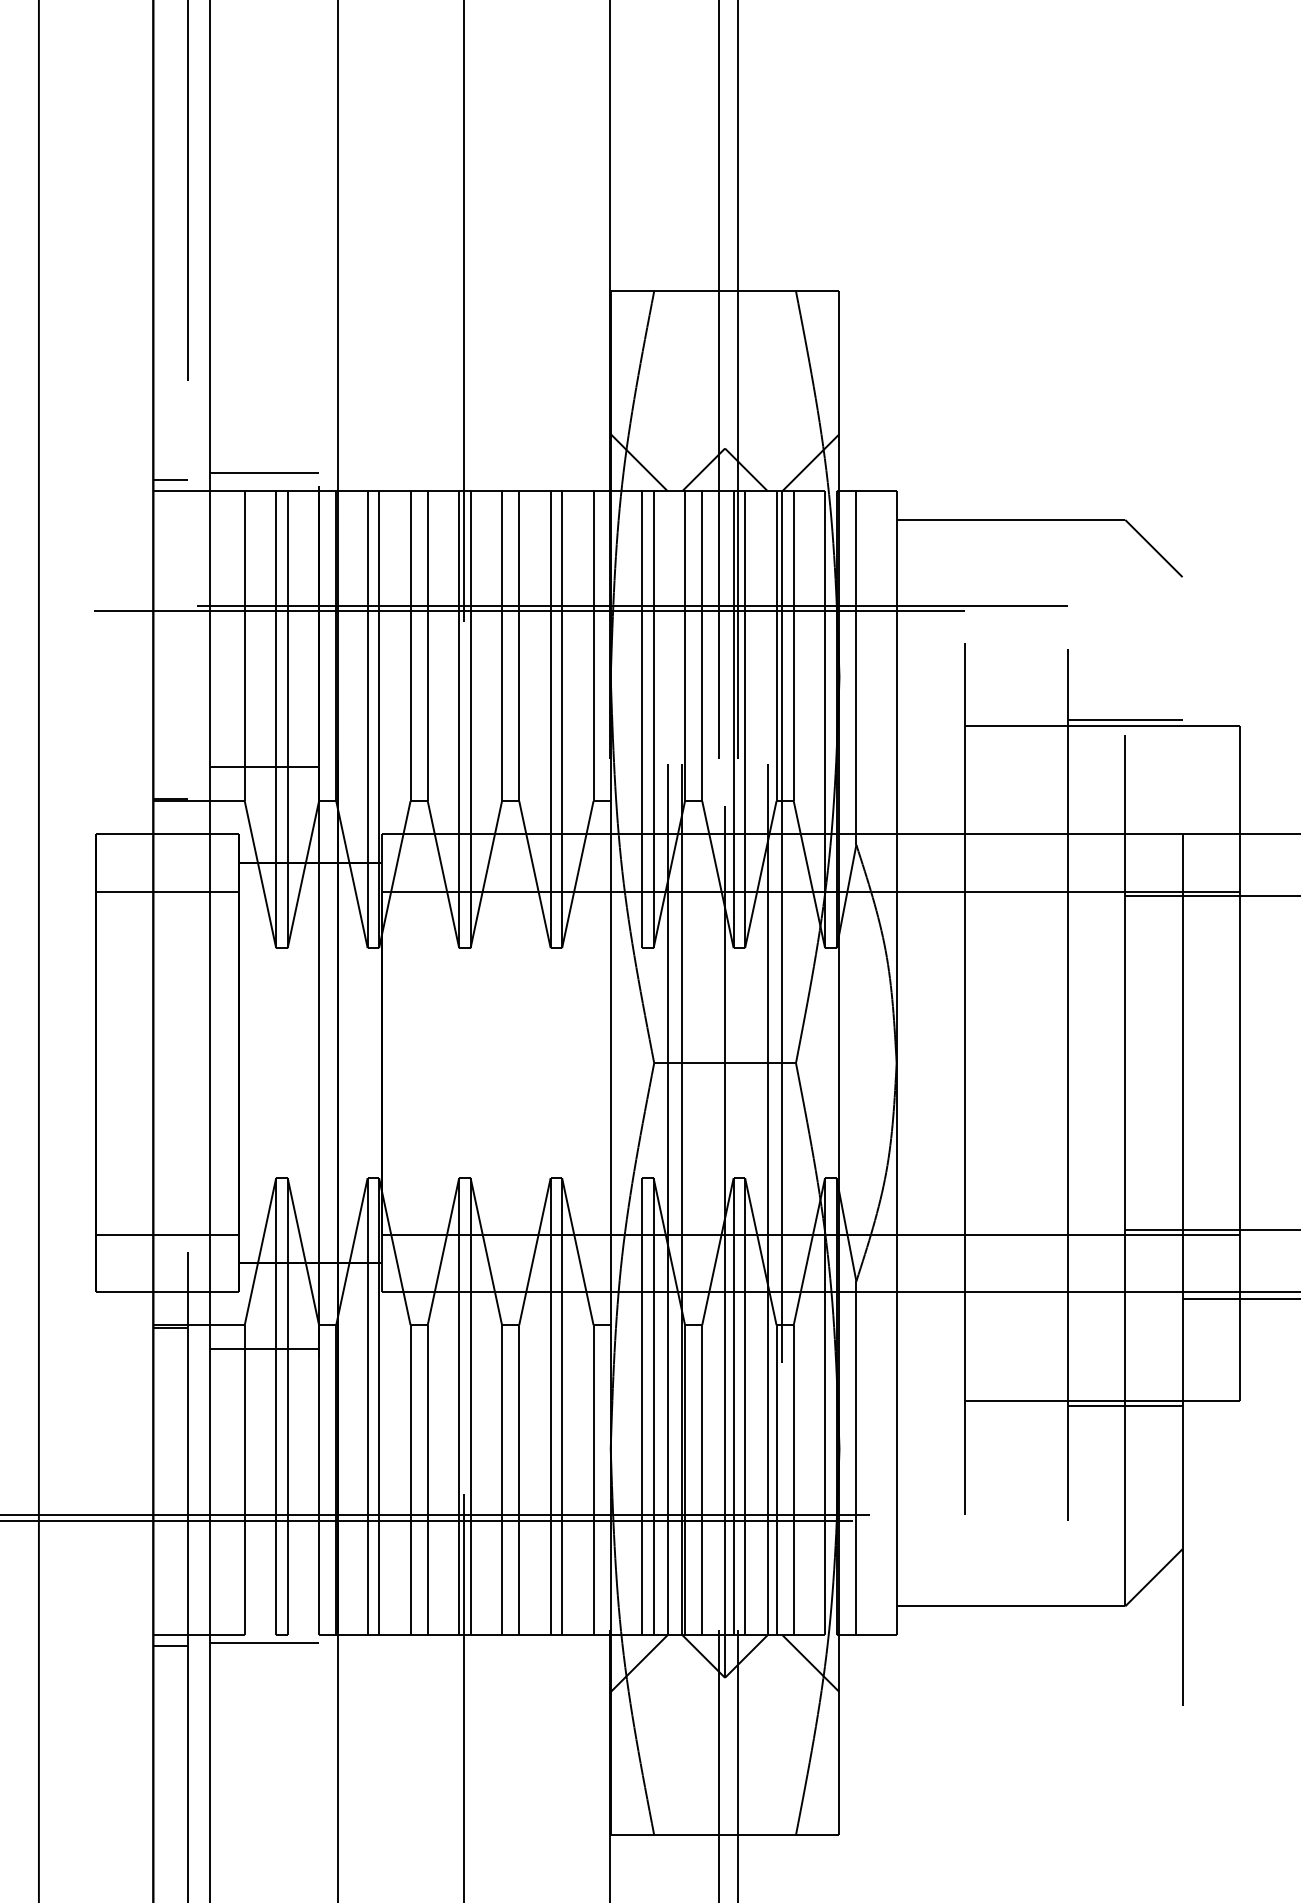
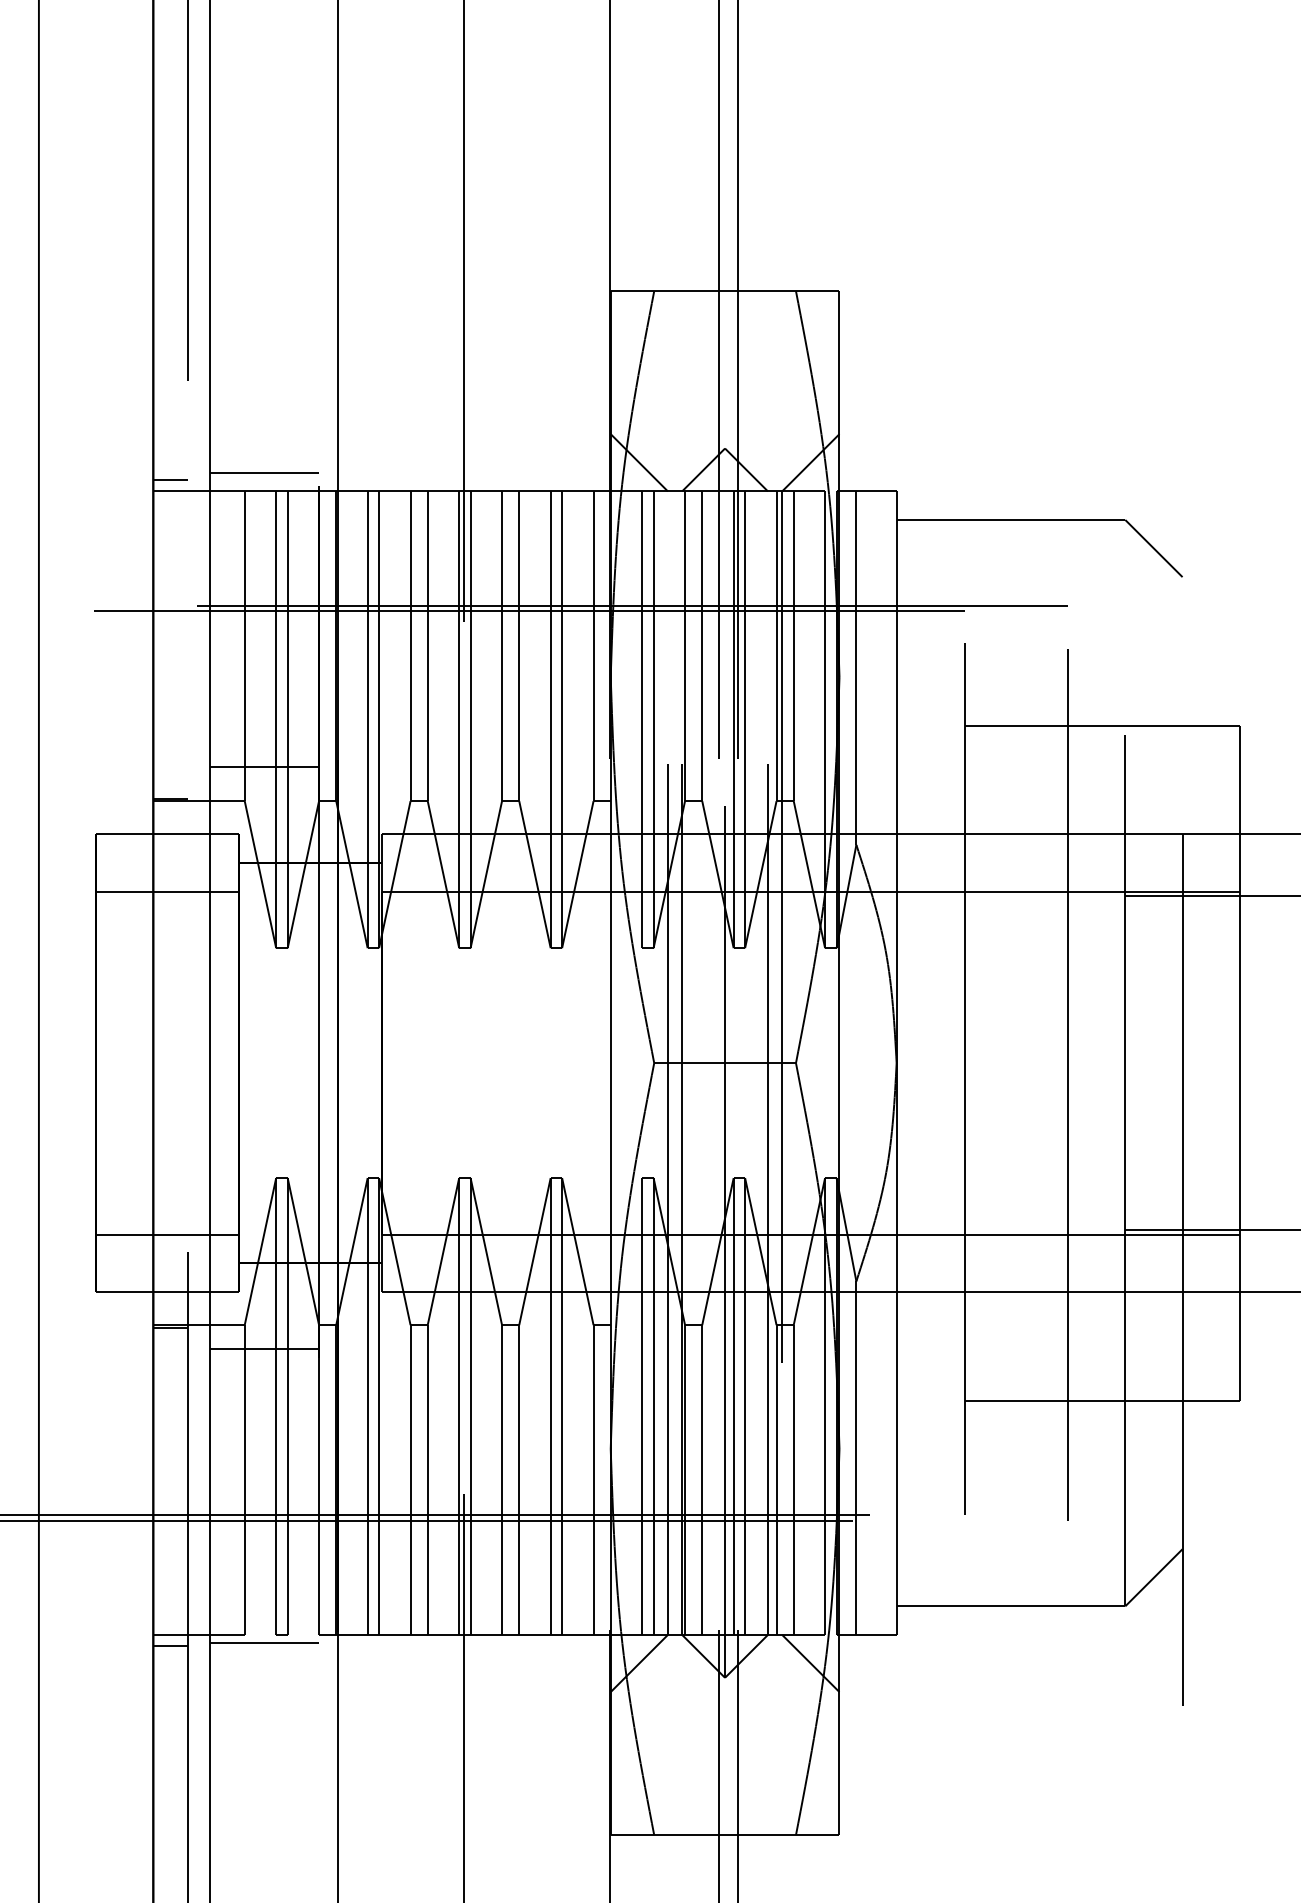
line: present -> none (1125, 720)
line: present -> none (1239, 1298)
line: present -> none (1125, 1406)
